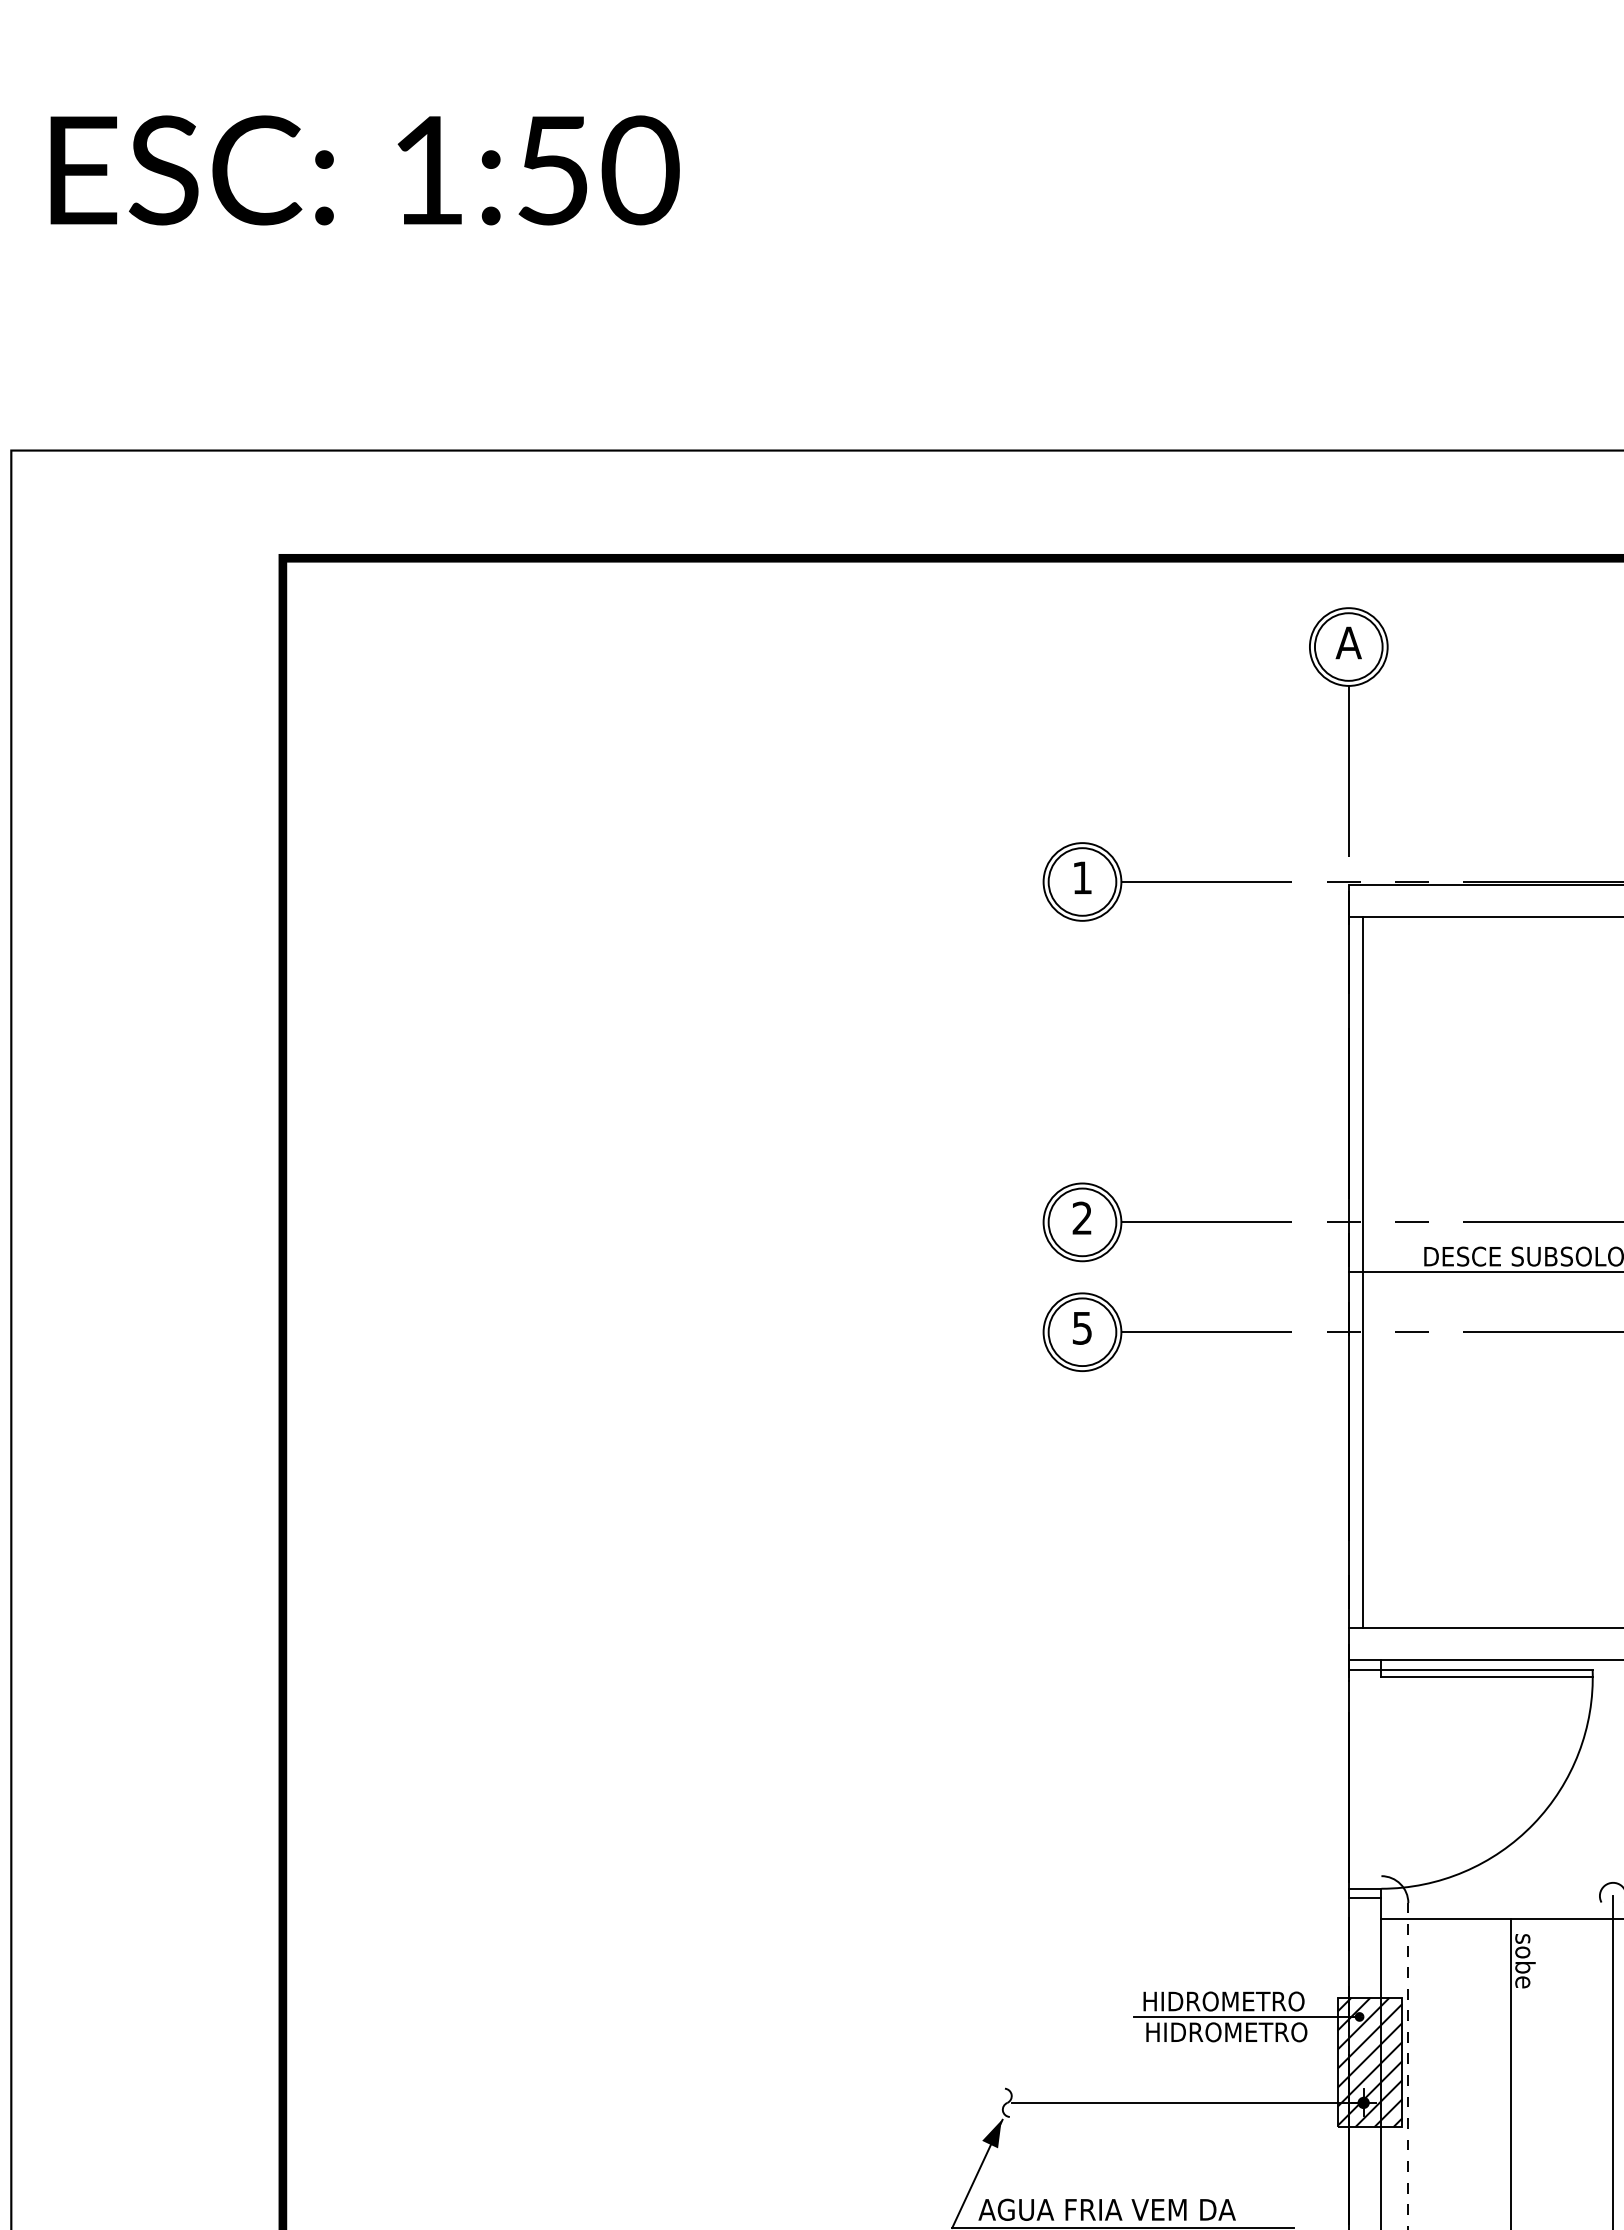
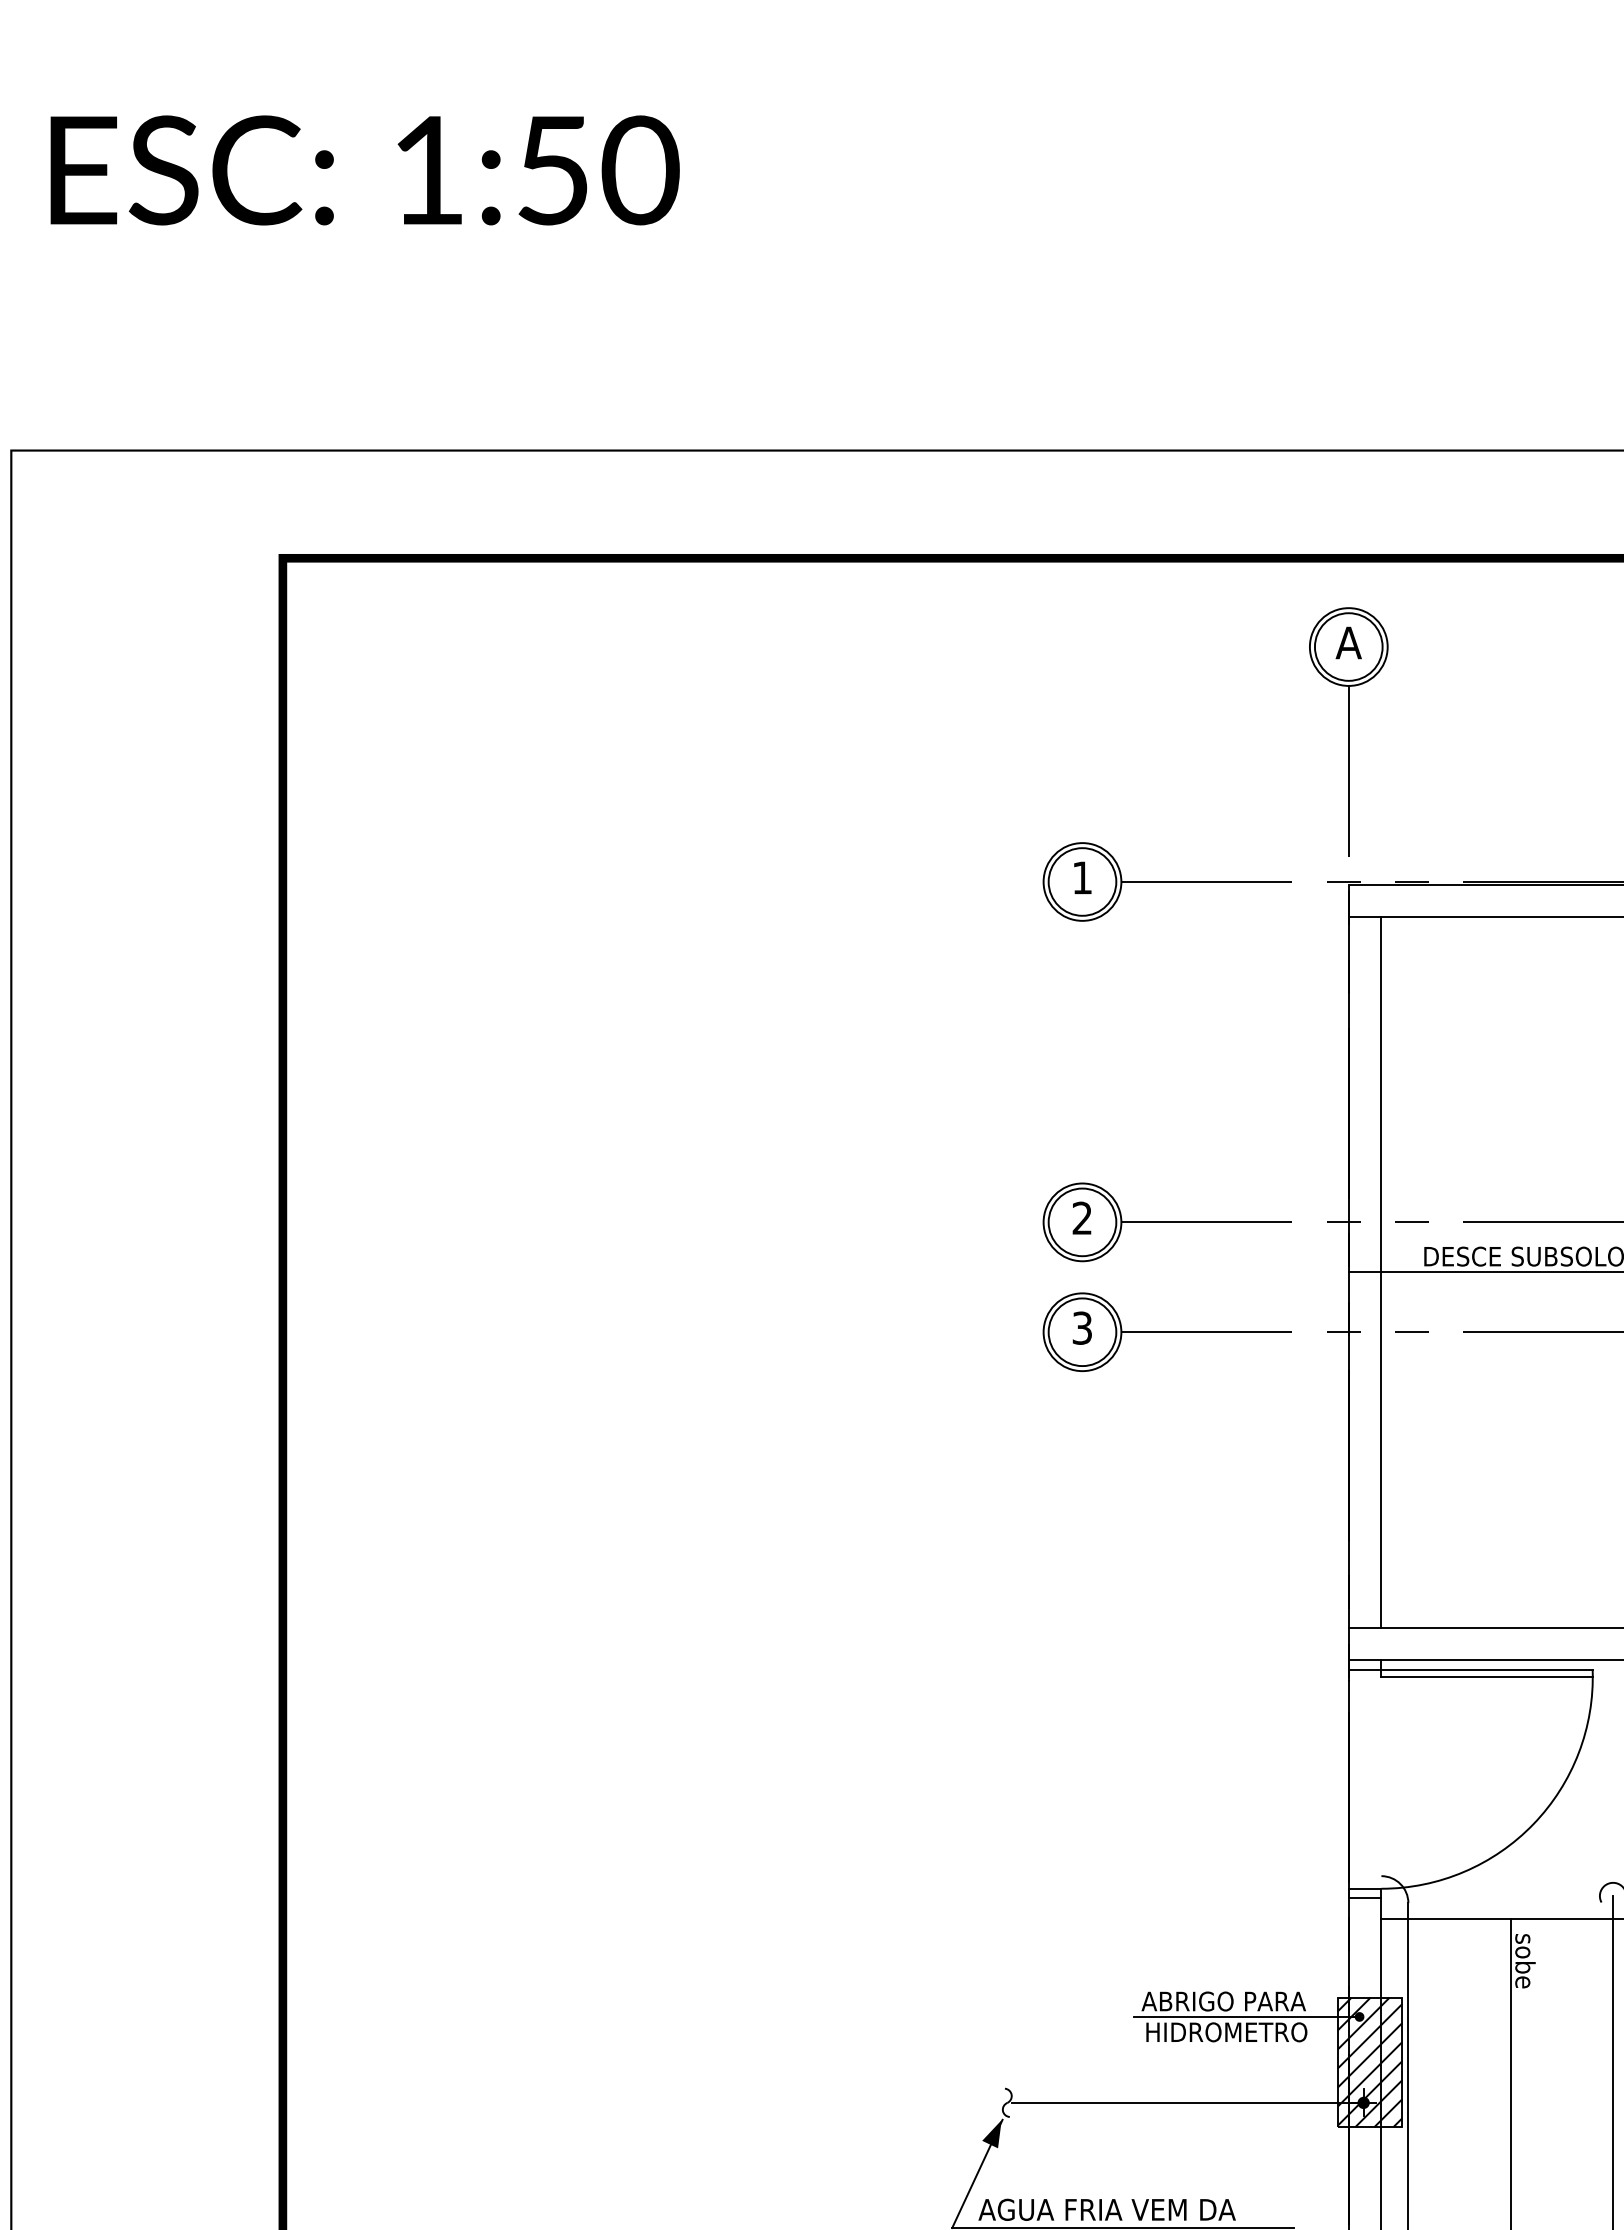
line position: (1363, 1271) -> (1381, 1271) (1381, 1271)
text: 5 -> 3 (1082, 1327)
text: HIDROMETRO -> ABRIGO PARA (1223, 2001)
line: dashed -> solid (1408, 2065)
